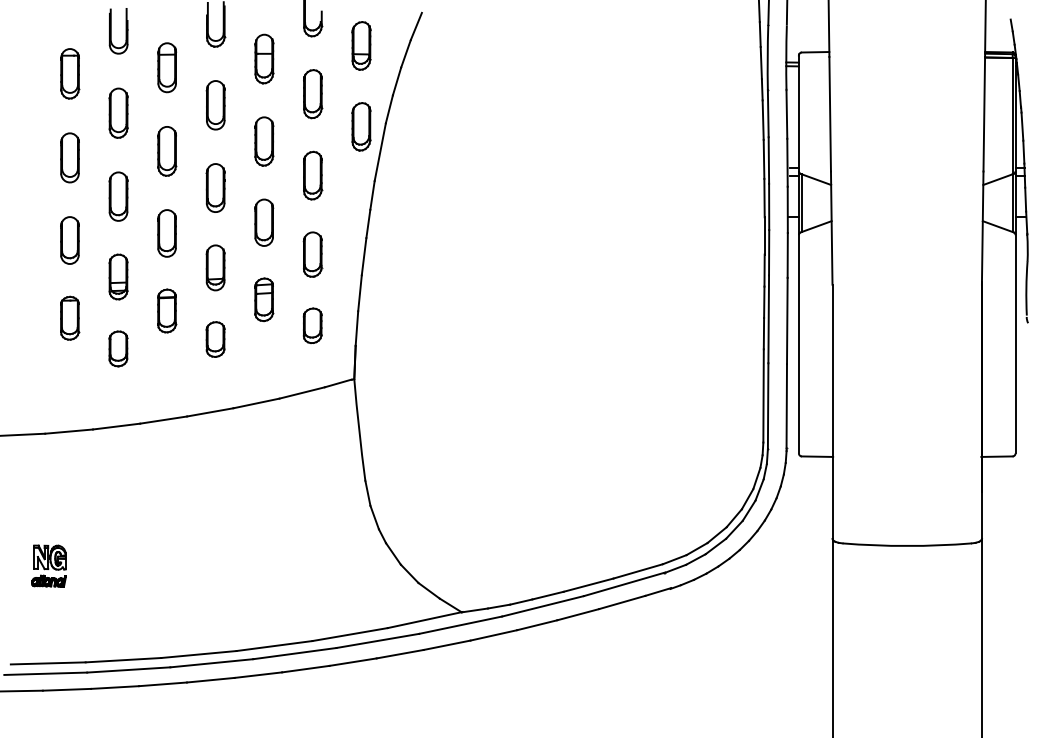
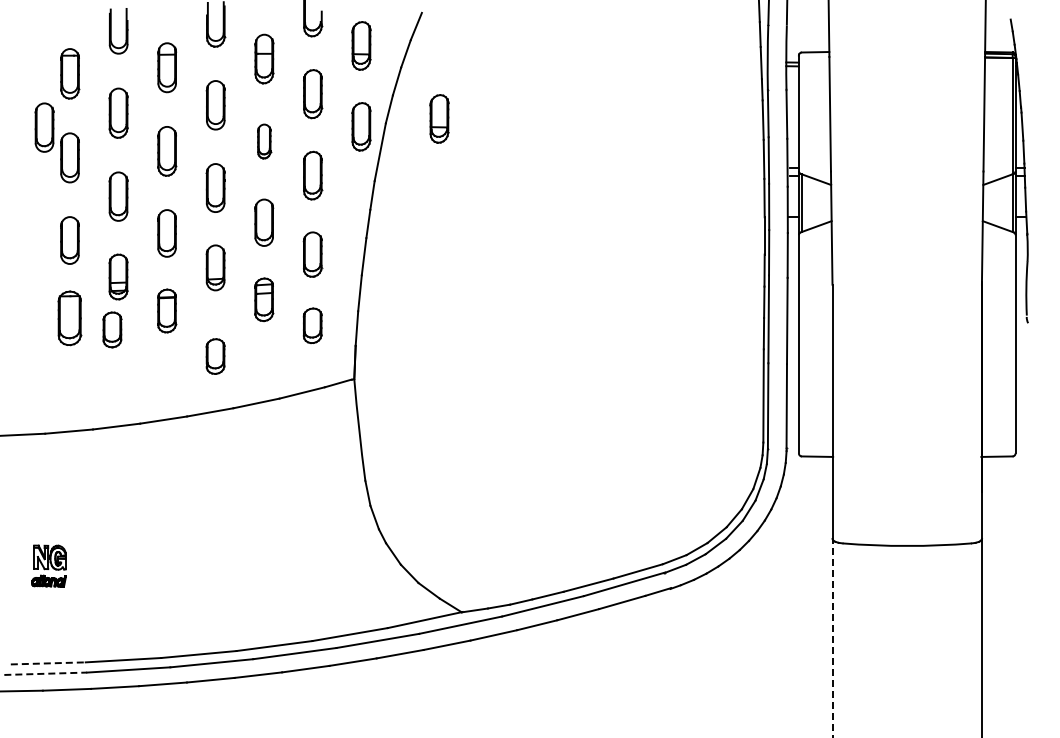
part: none -> present (439, 118)
part: none -> present (44, 127)
part size: 21x51 px -> 16x37 px (264, 141)
part size: 21x46 px -> 26x57 px (69, 318)
part position: (215, 339) -> (215, 356) (215, 356)
part position: (118, 348) -> (112, 329) (112, 329)
line: solid -> dashed (832, 637)
line: solid -> dashed (48, 663)
line: solid -> dashed (46, 673)
